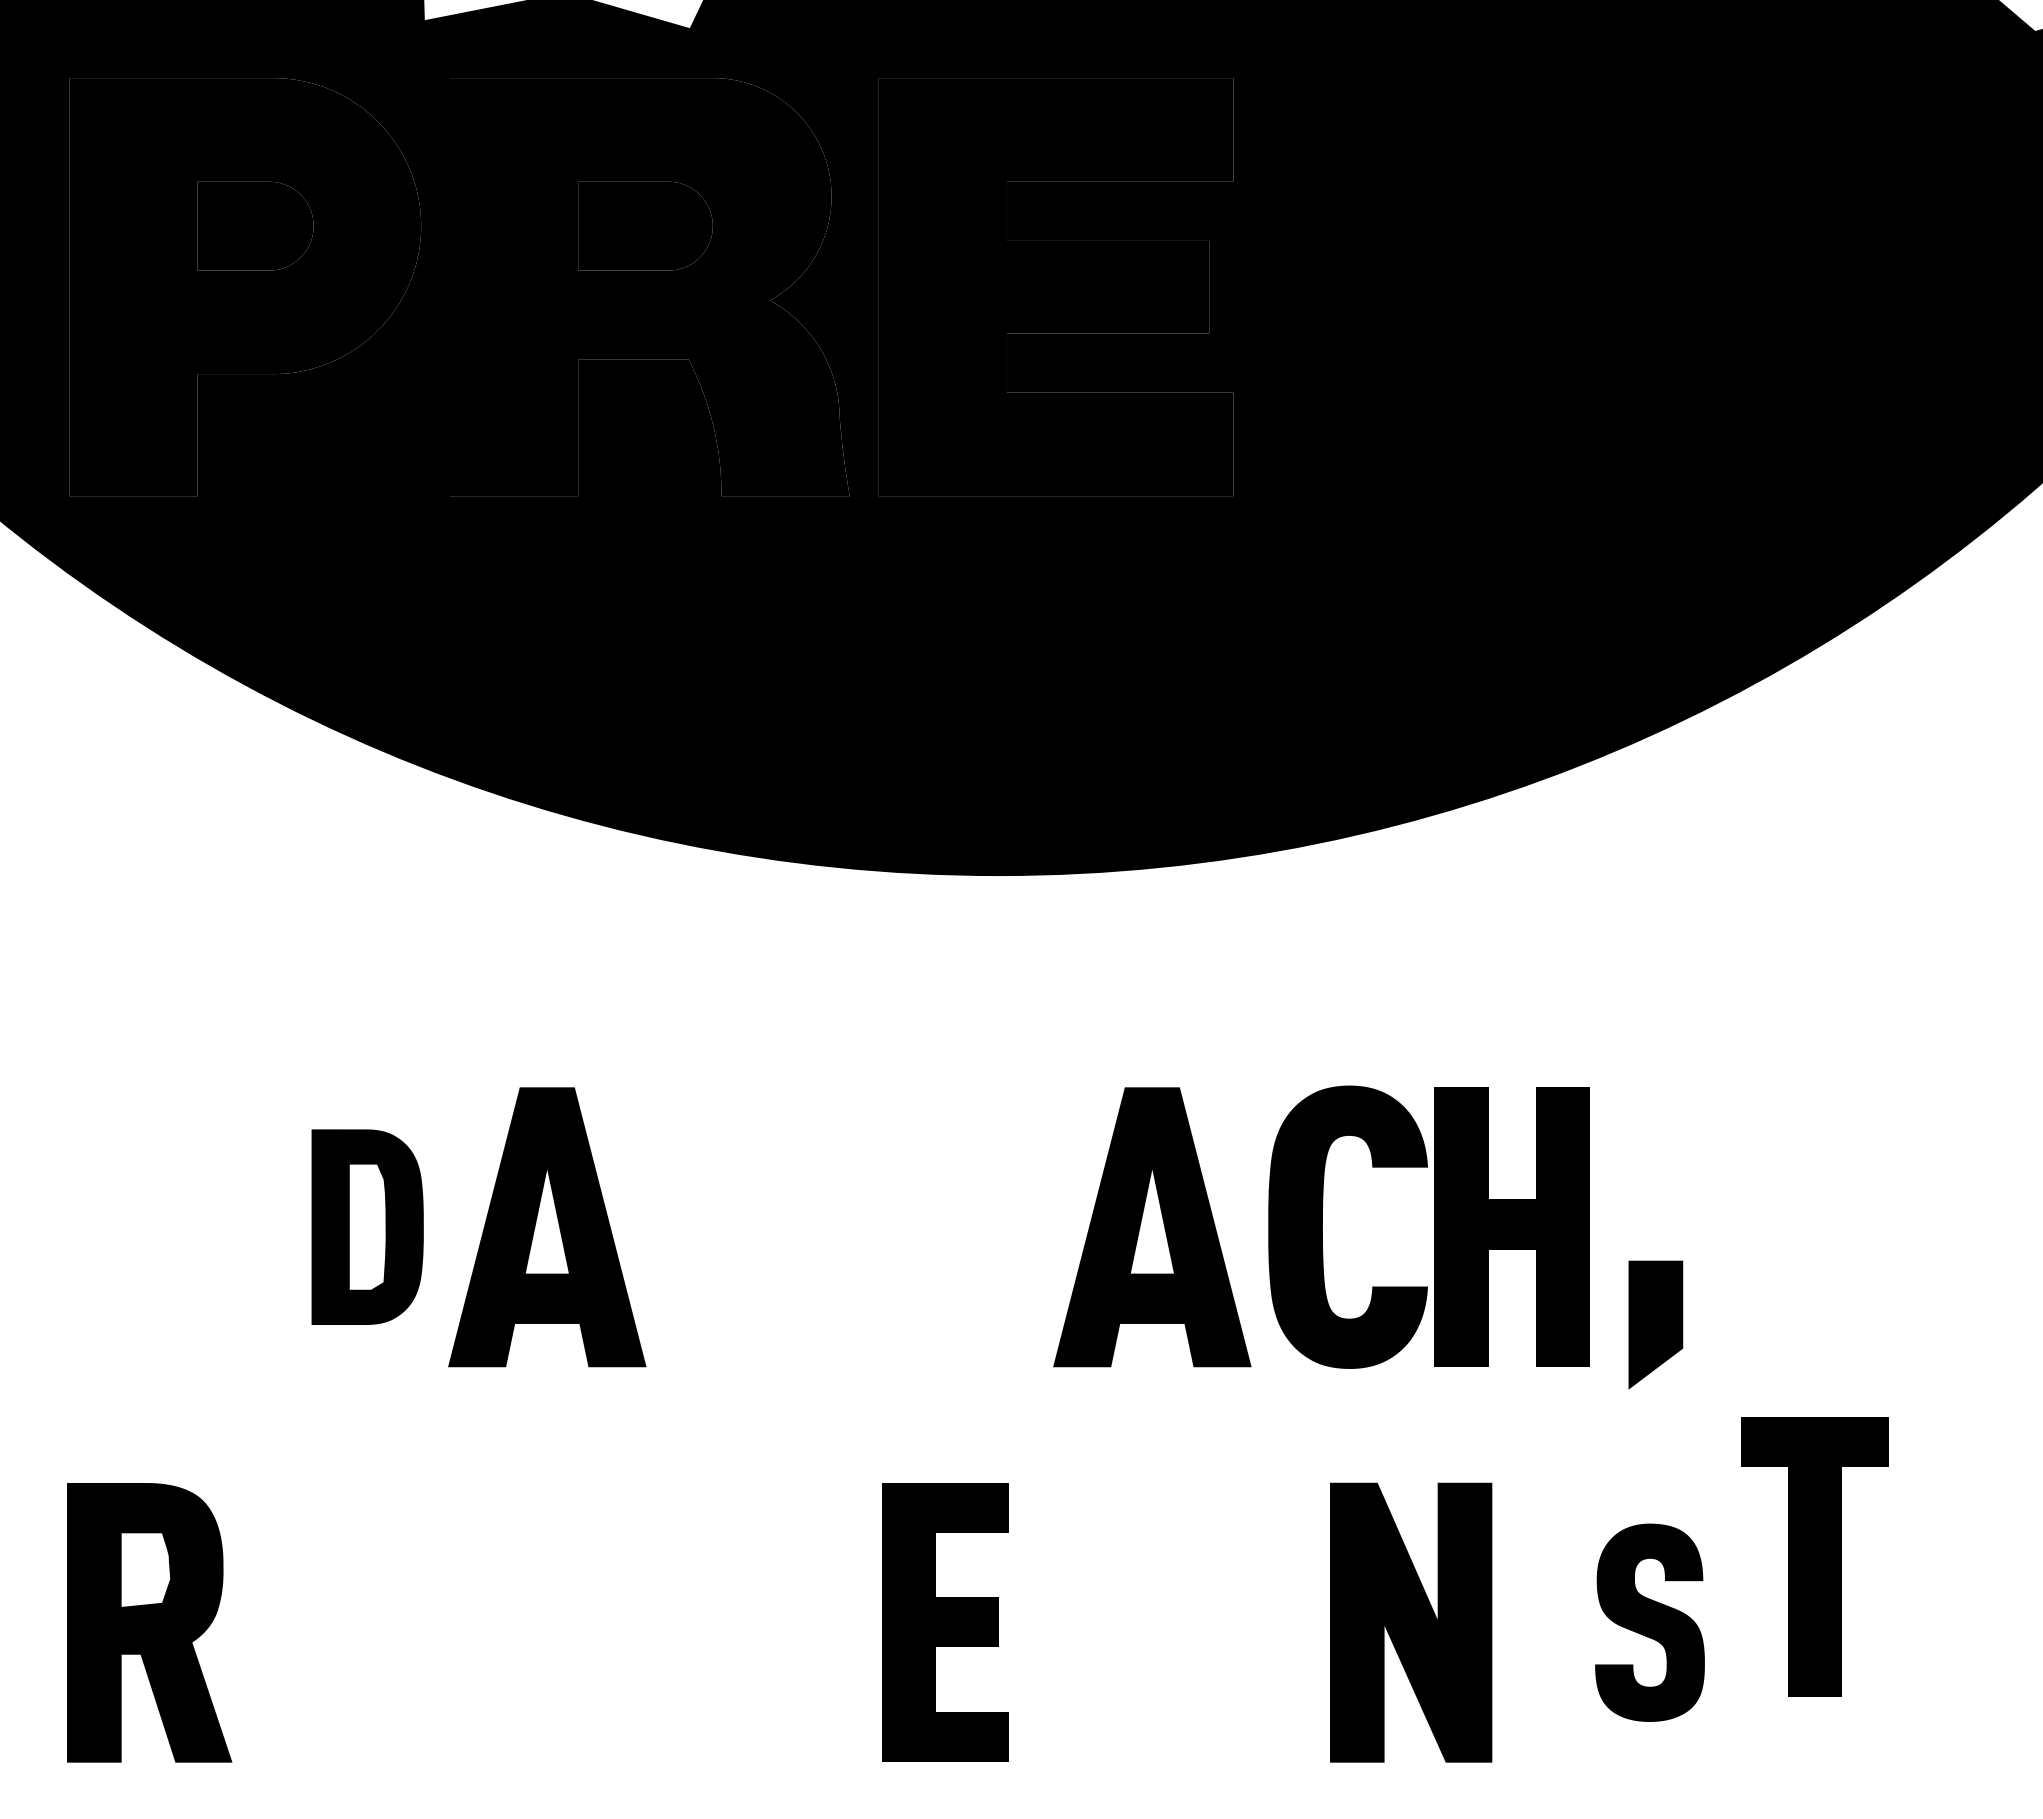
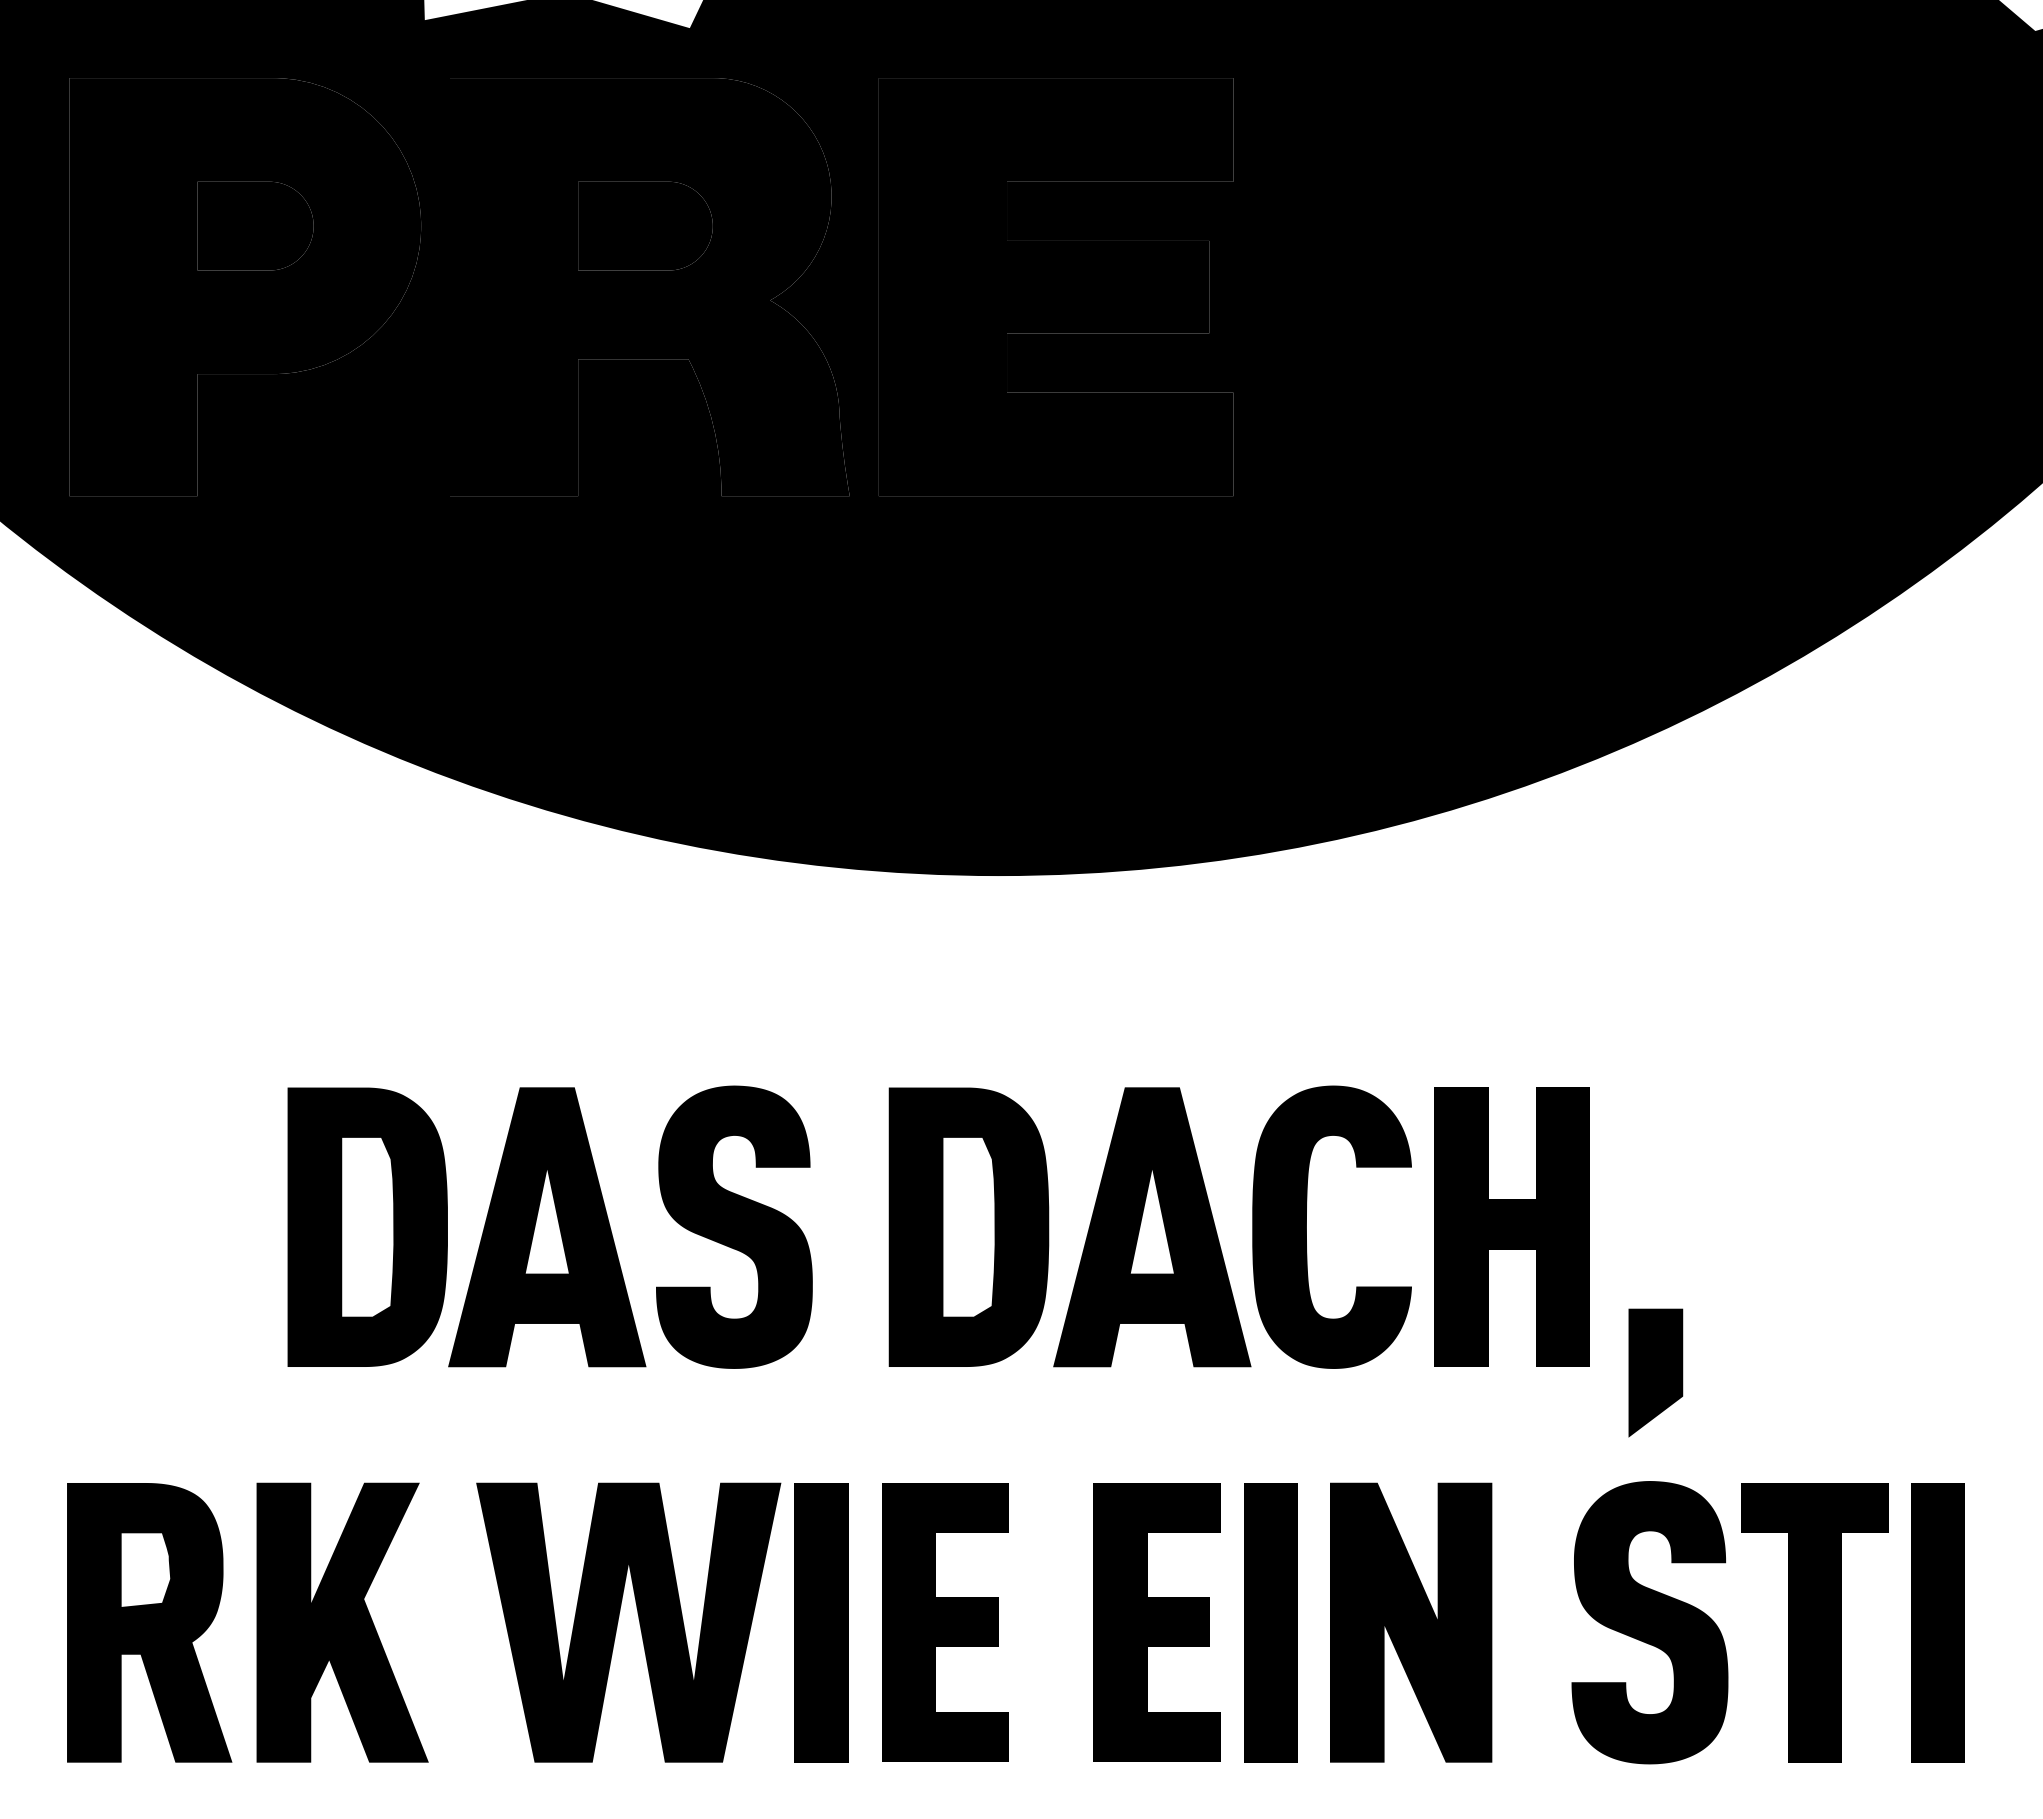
part size: 113x196 px -> 161x280 px (367, 1226)
part: none -> present (734, 1226)
part: none -> present (968, 1226)
part position: (1322, 1226) -> (1306, 1226) (1306, 1226)
part position: (1655, 1324) -> (1655, 1372) (1655, 1372)
part position: (1814, 1556) -> (1814, 1622) (1814, 1622)
fill: none -> present (342, 1622)
fill: none -> present (628, 1622)
fill: none -> present (821, 1622)
fill: none -> present (1156, 1622)
fill: none -> present (1270, 1622)
part size: 110x199 px -> 158x284 px (1649, 1622)
fill: none -> present (1937, 1622)
